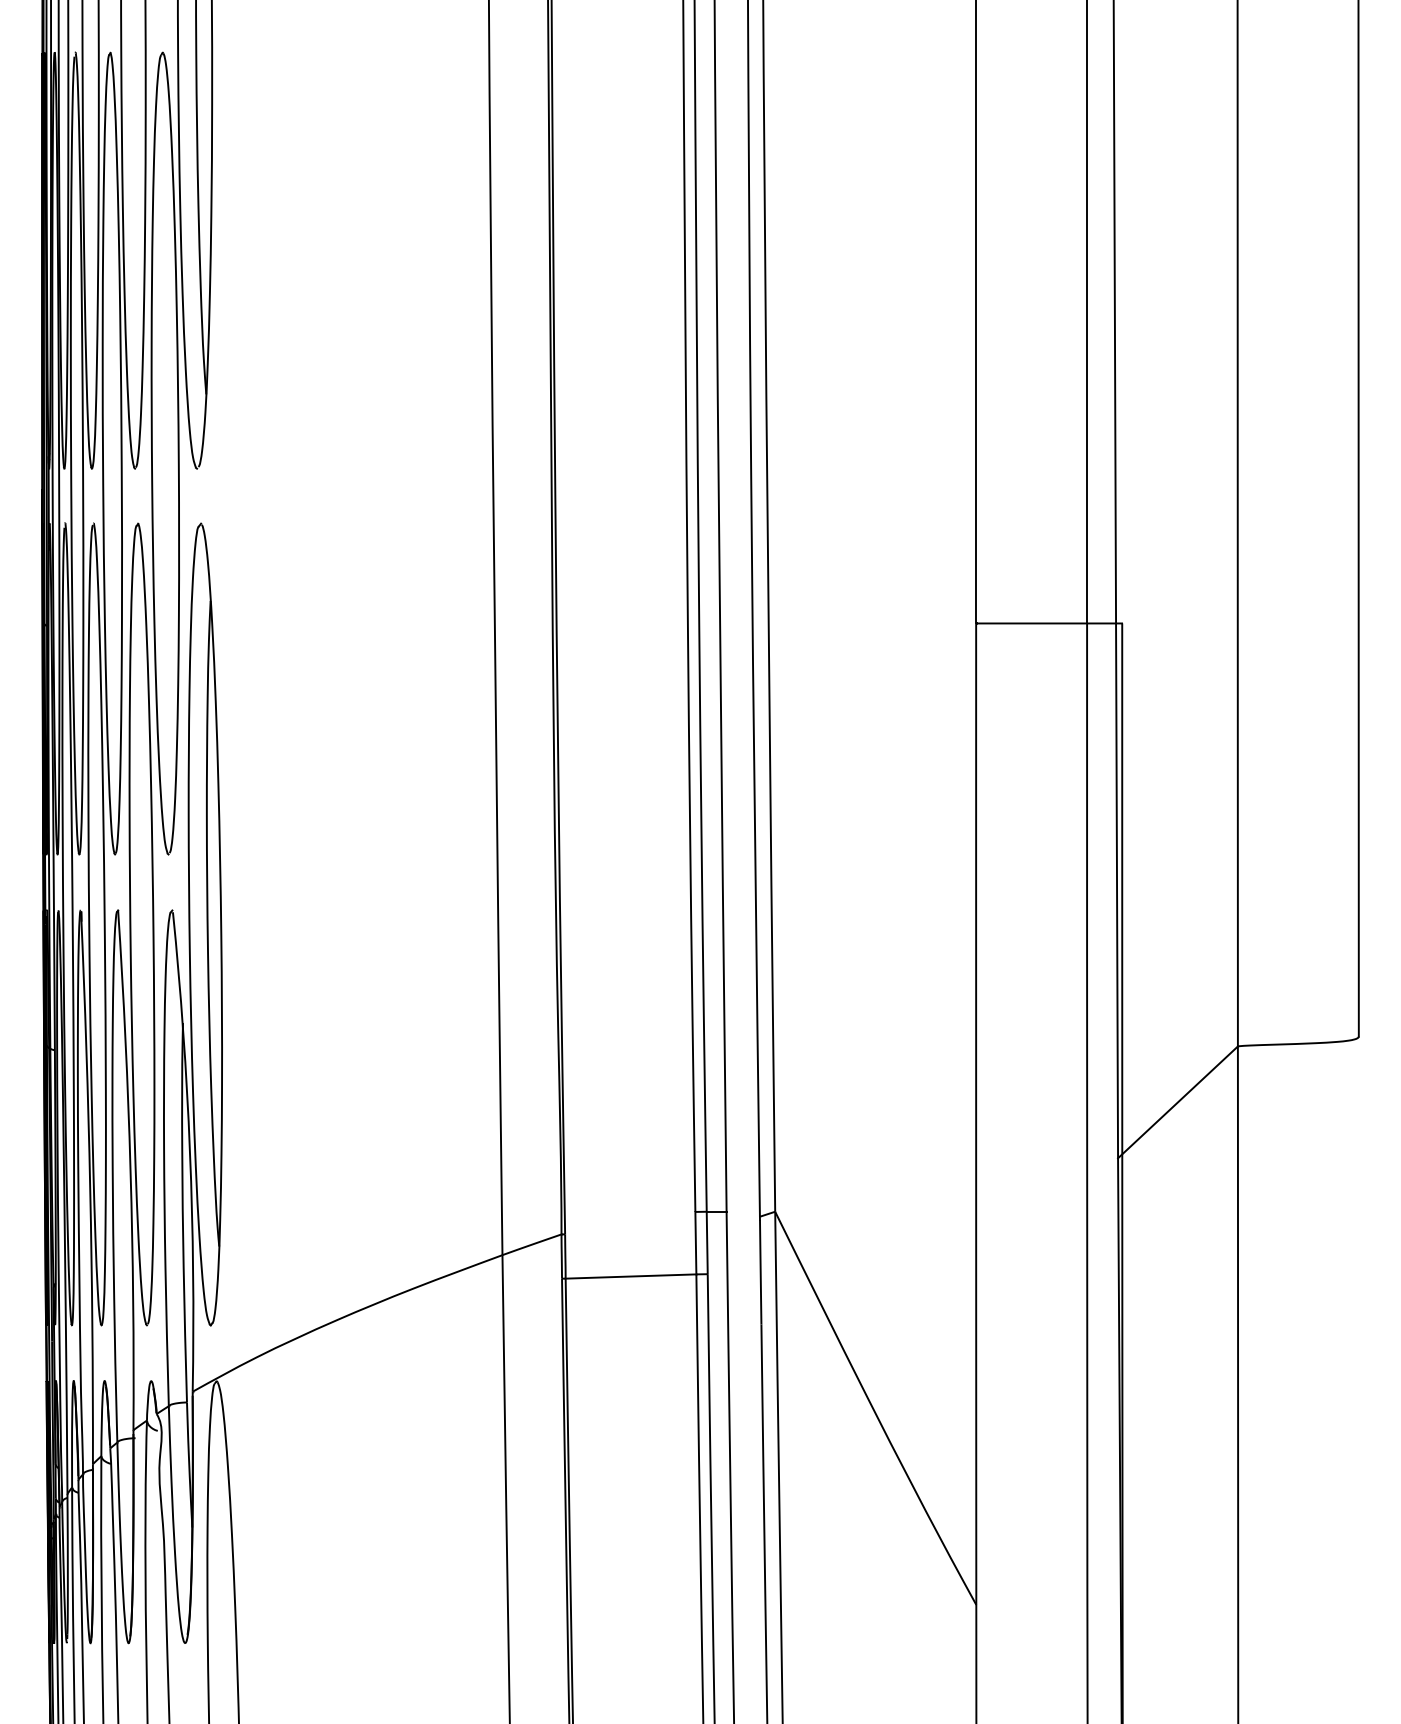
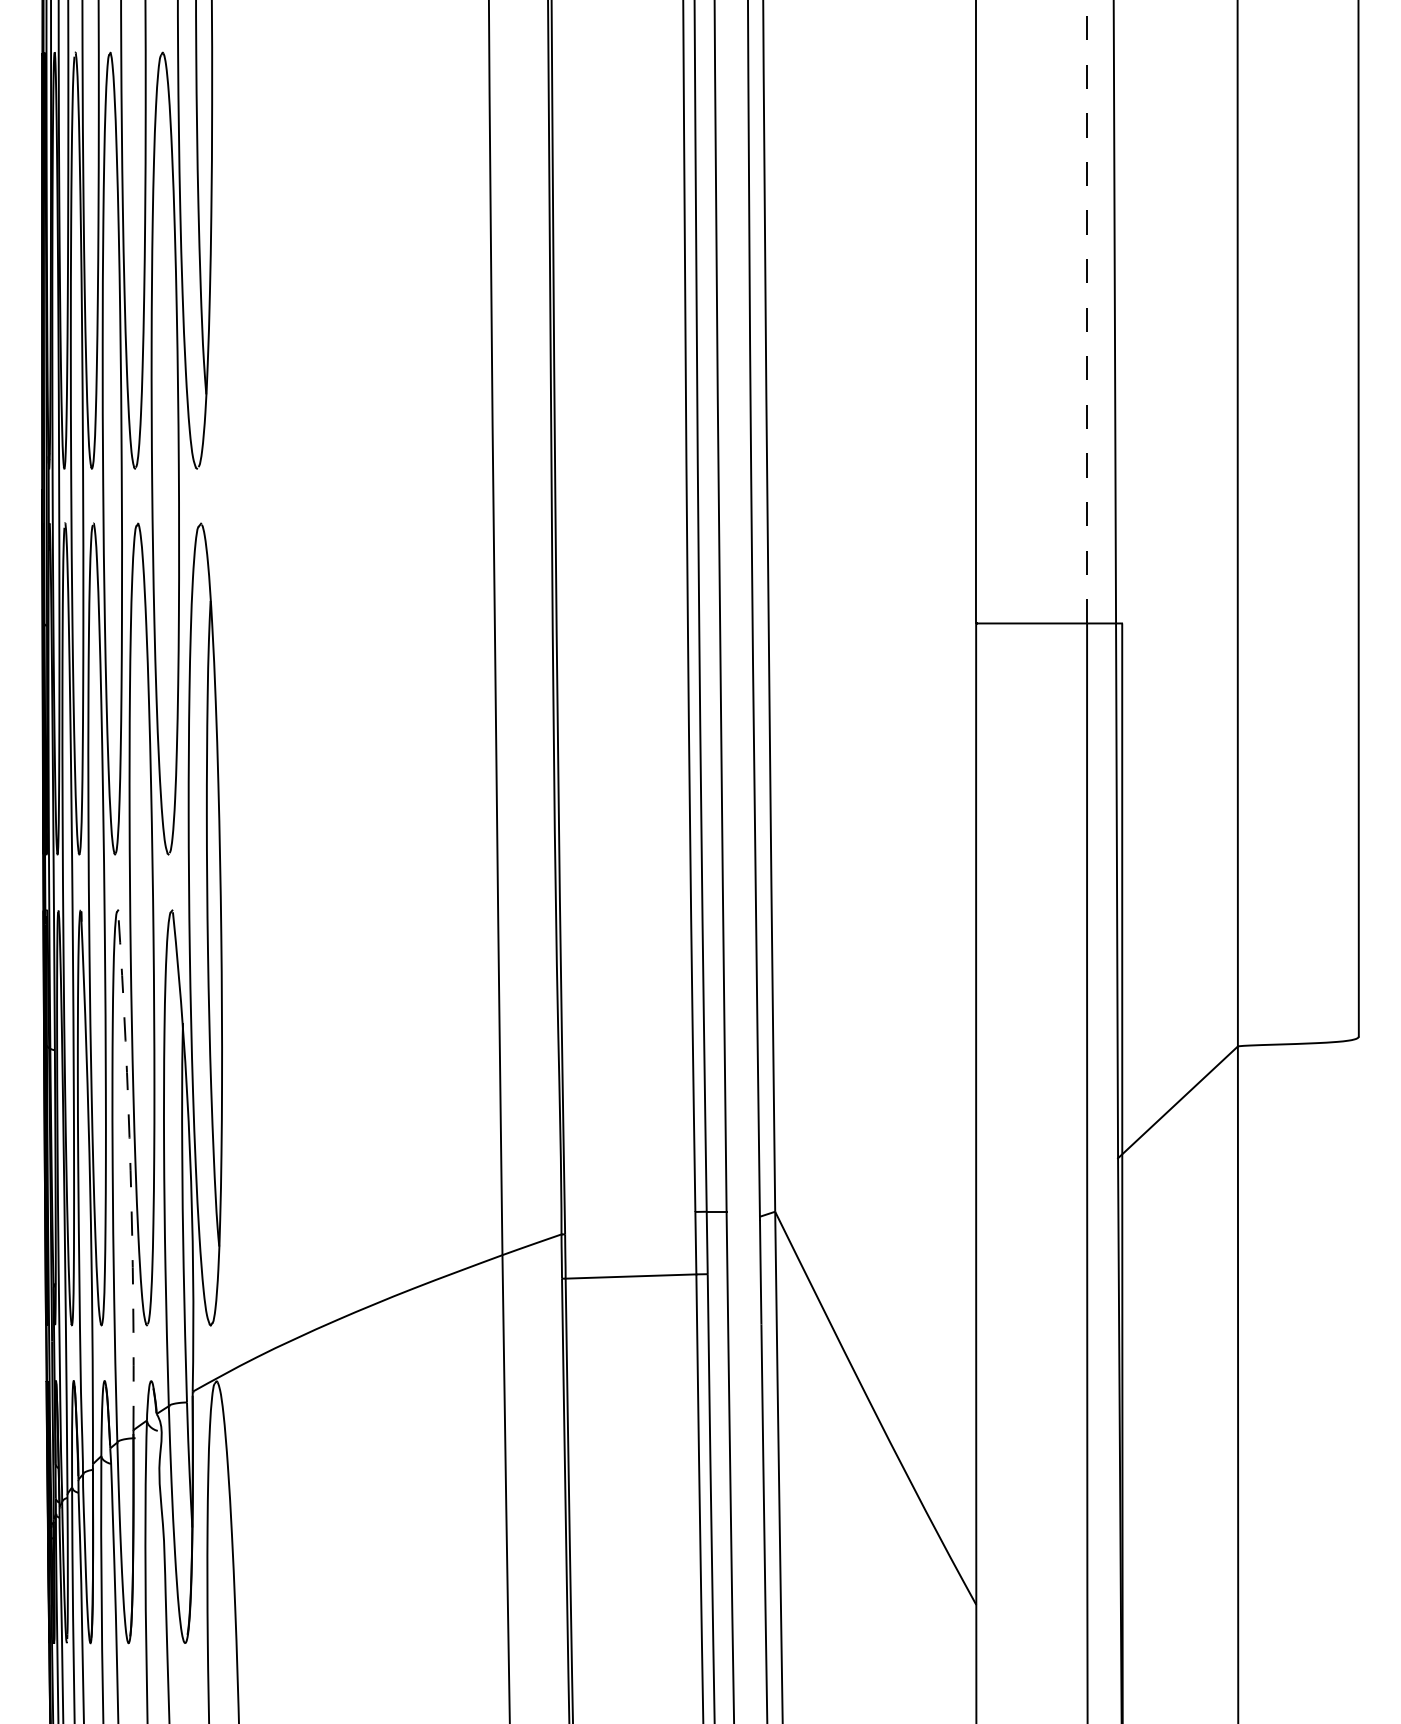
line: solid -> dashed (1087, 311)
arc: solid -> dashed (130, 1170)
